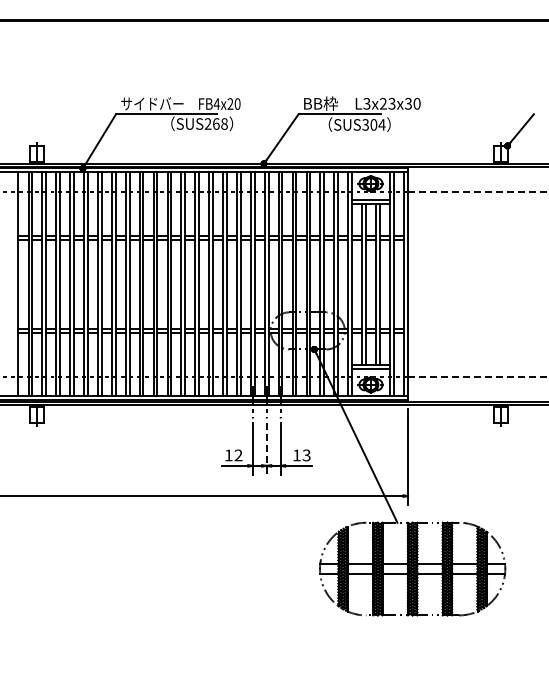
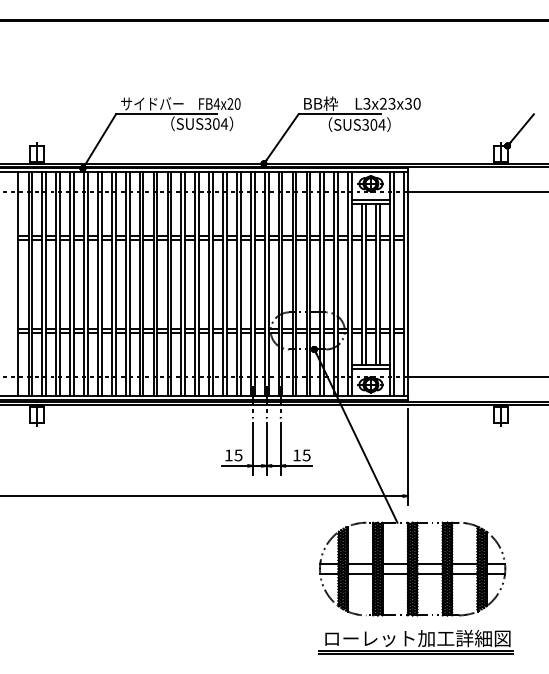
text: SUS268 -> SUS304 (216, 123)
line: dashed -> solid (478, 191)
line: dashed -> solid (478, 376)
line: dashed -> solid (266, 449)
text: 13 -> 15 (306, 454)
text: 12 -> 15 (238, 455)
part: none -> present (415, 642)
